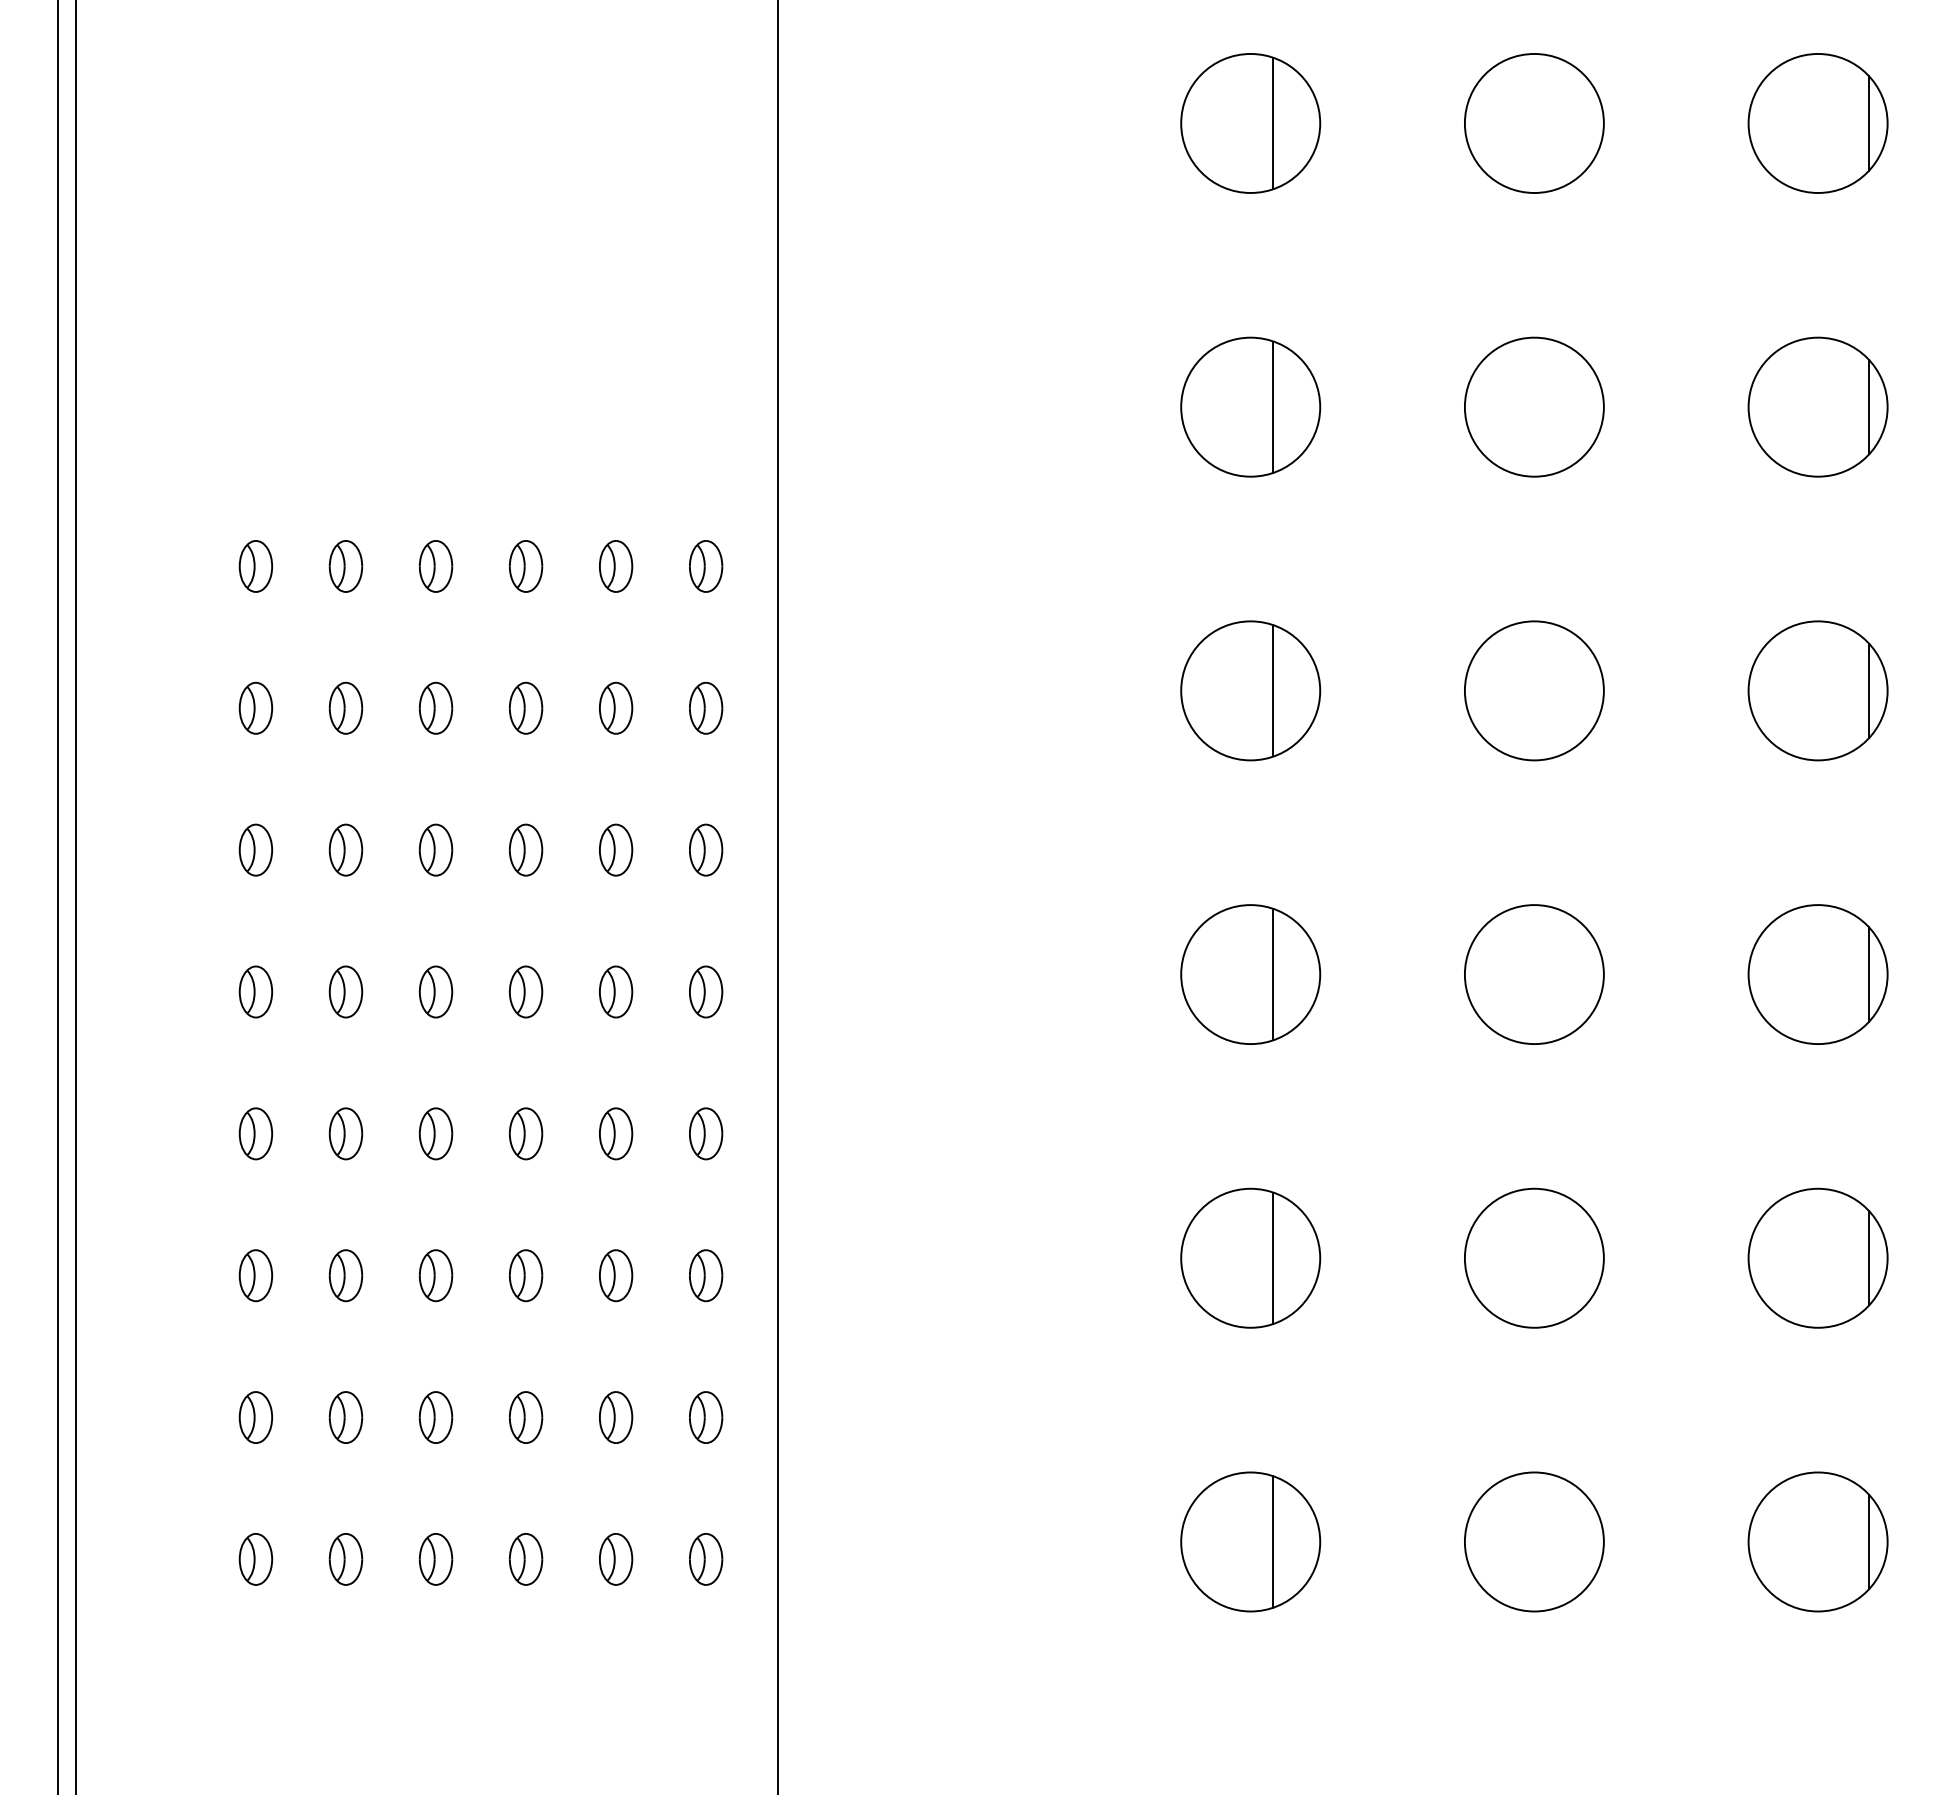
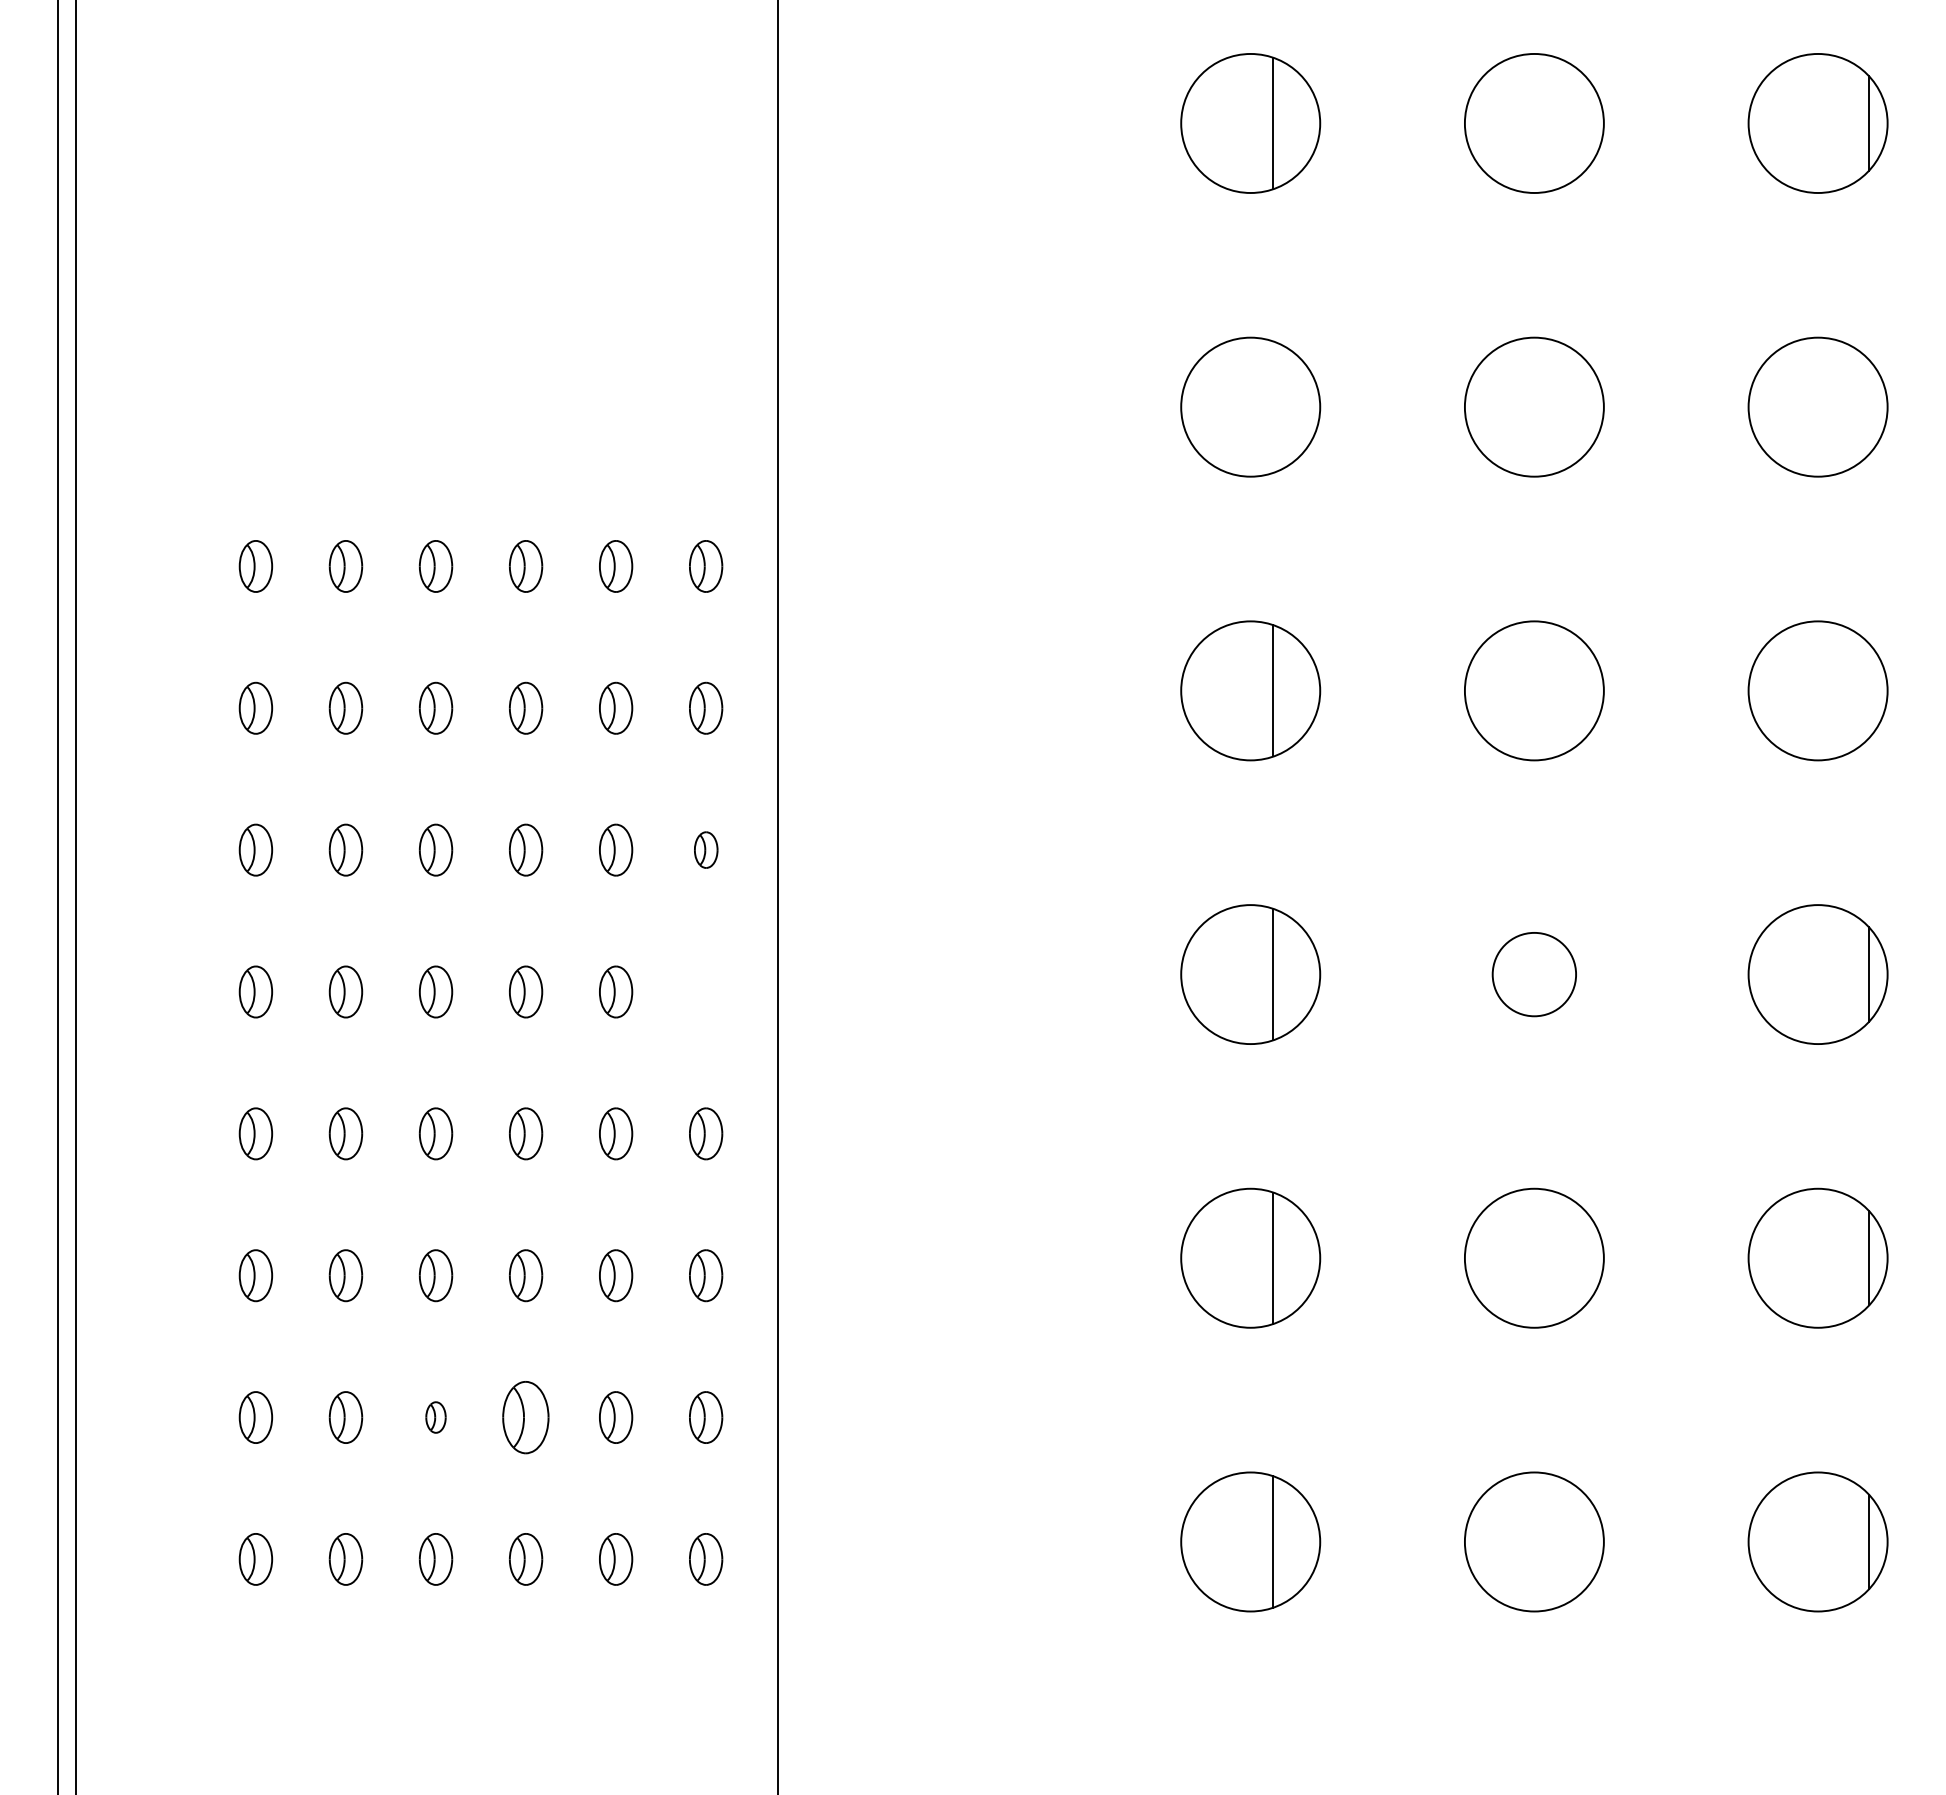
line: present -> none (1273, 406)
line: present -> none (1869, 407)
line: present -> none (1869, 690)
part size: 35x54 px -> 25x38 px (706, 849)
circle diameter: 139 px -> 83 px (1534, 974)
part: present -> none (706, 991)
part size: 36x53 px -> 22x33 px (435, 1417)
part size: 35x53 px -> 48x74 px (525, 1417)
